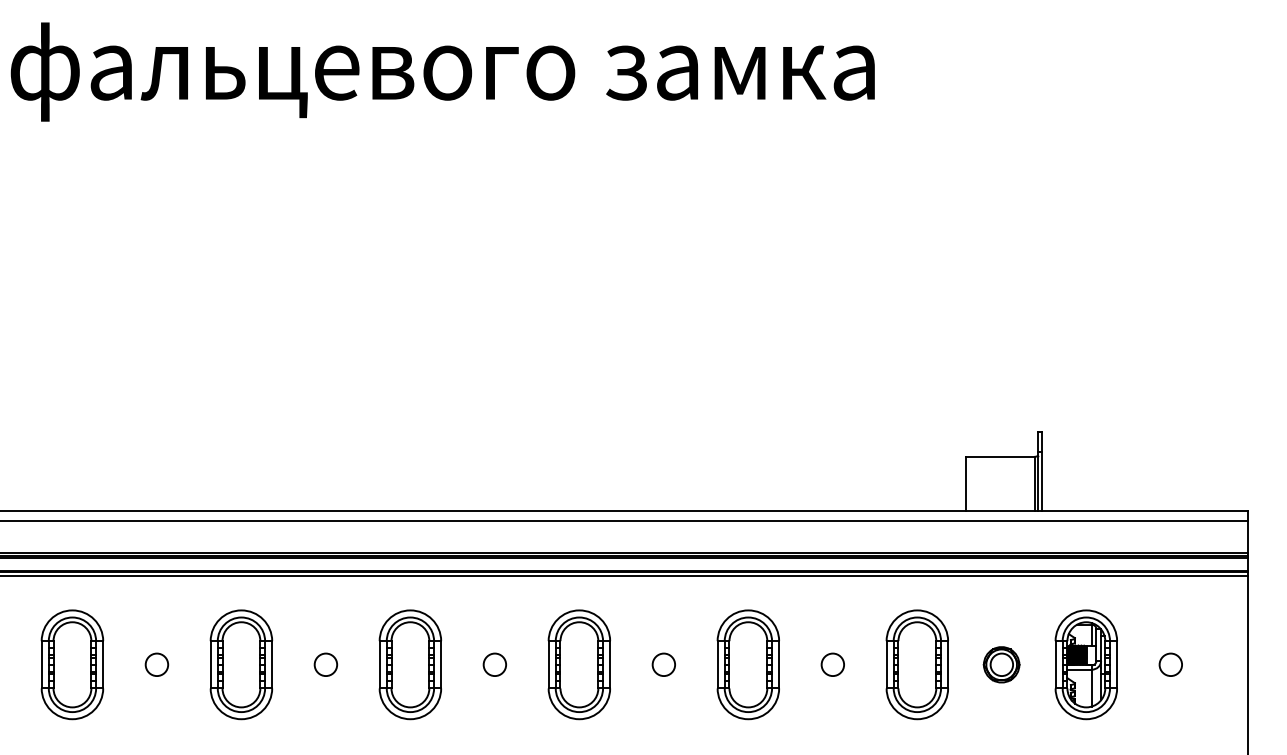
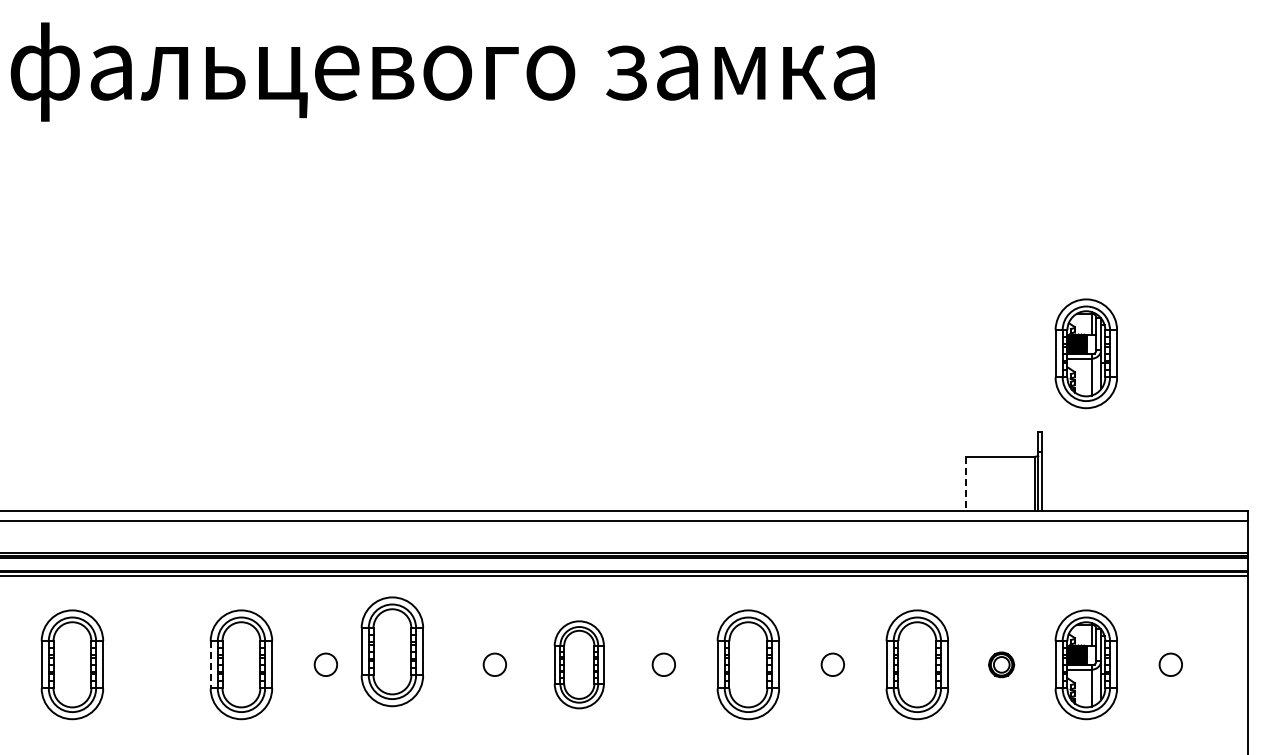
part: none -> present (1085, 353)
line: solid -> dashed (965, 484)
circle: present -> none (156, 664)
line: solid -> dashed (210, 664)
part position: (410, 664) -> (392, 651) (392, 651)
part size: 64x112 px -> 52x90 px (578, 664)
part size: 39x38 px -> 28x28 px (1001, 664)
